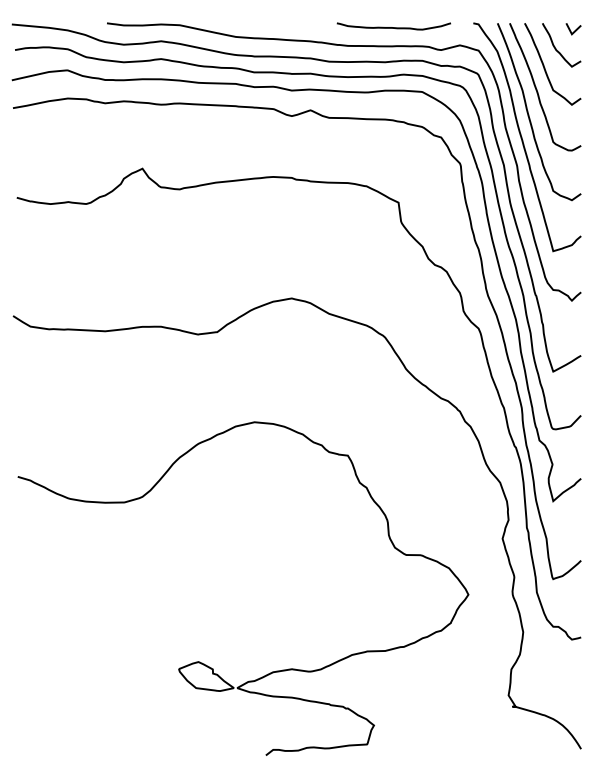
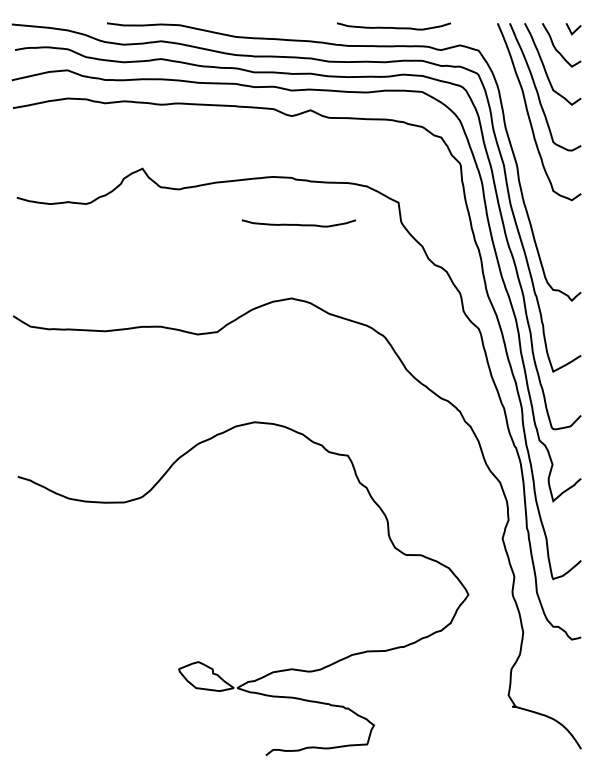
curve: present -> none (522, 137)
curve: none -> present (298, 224)
